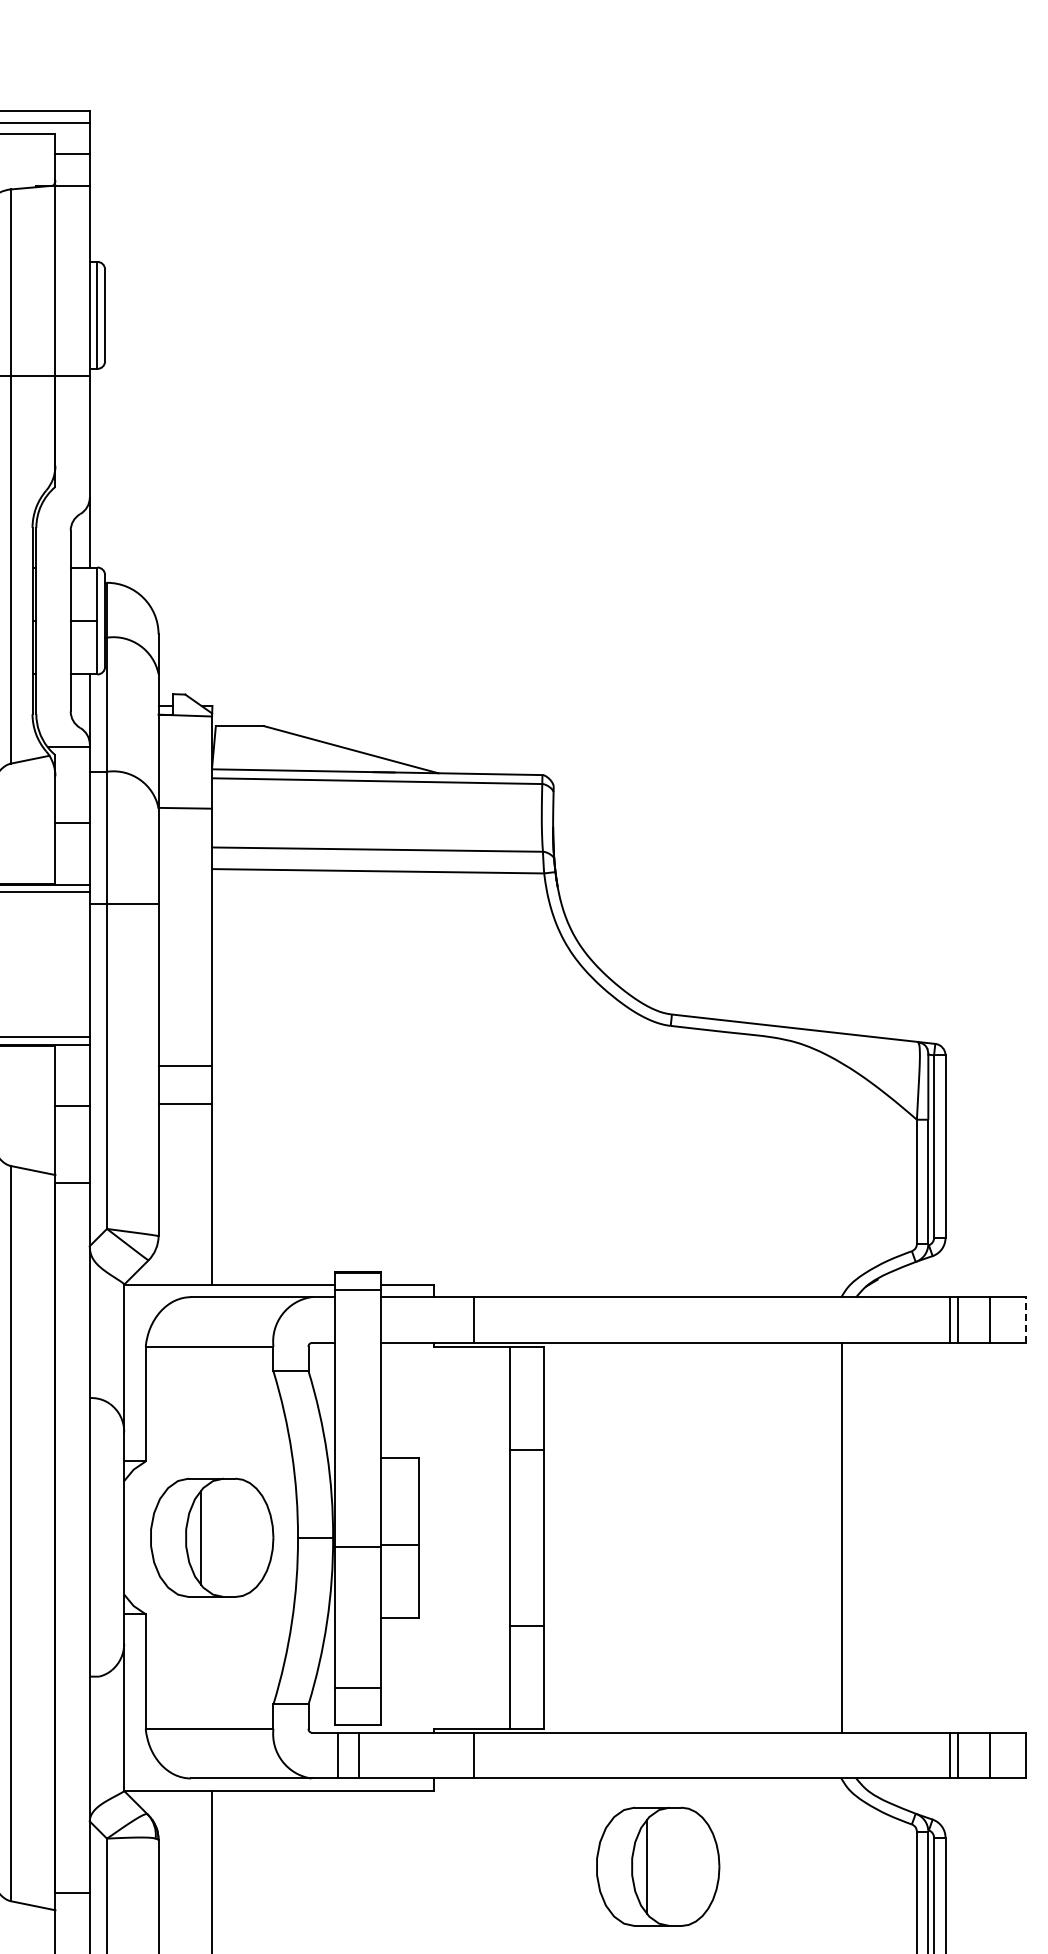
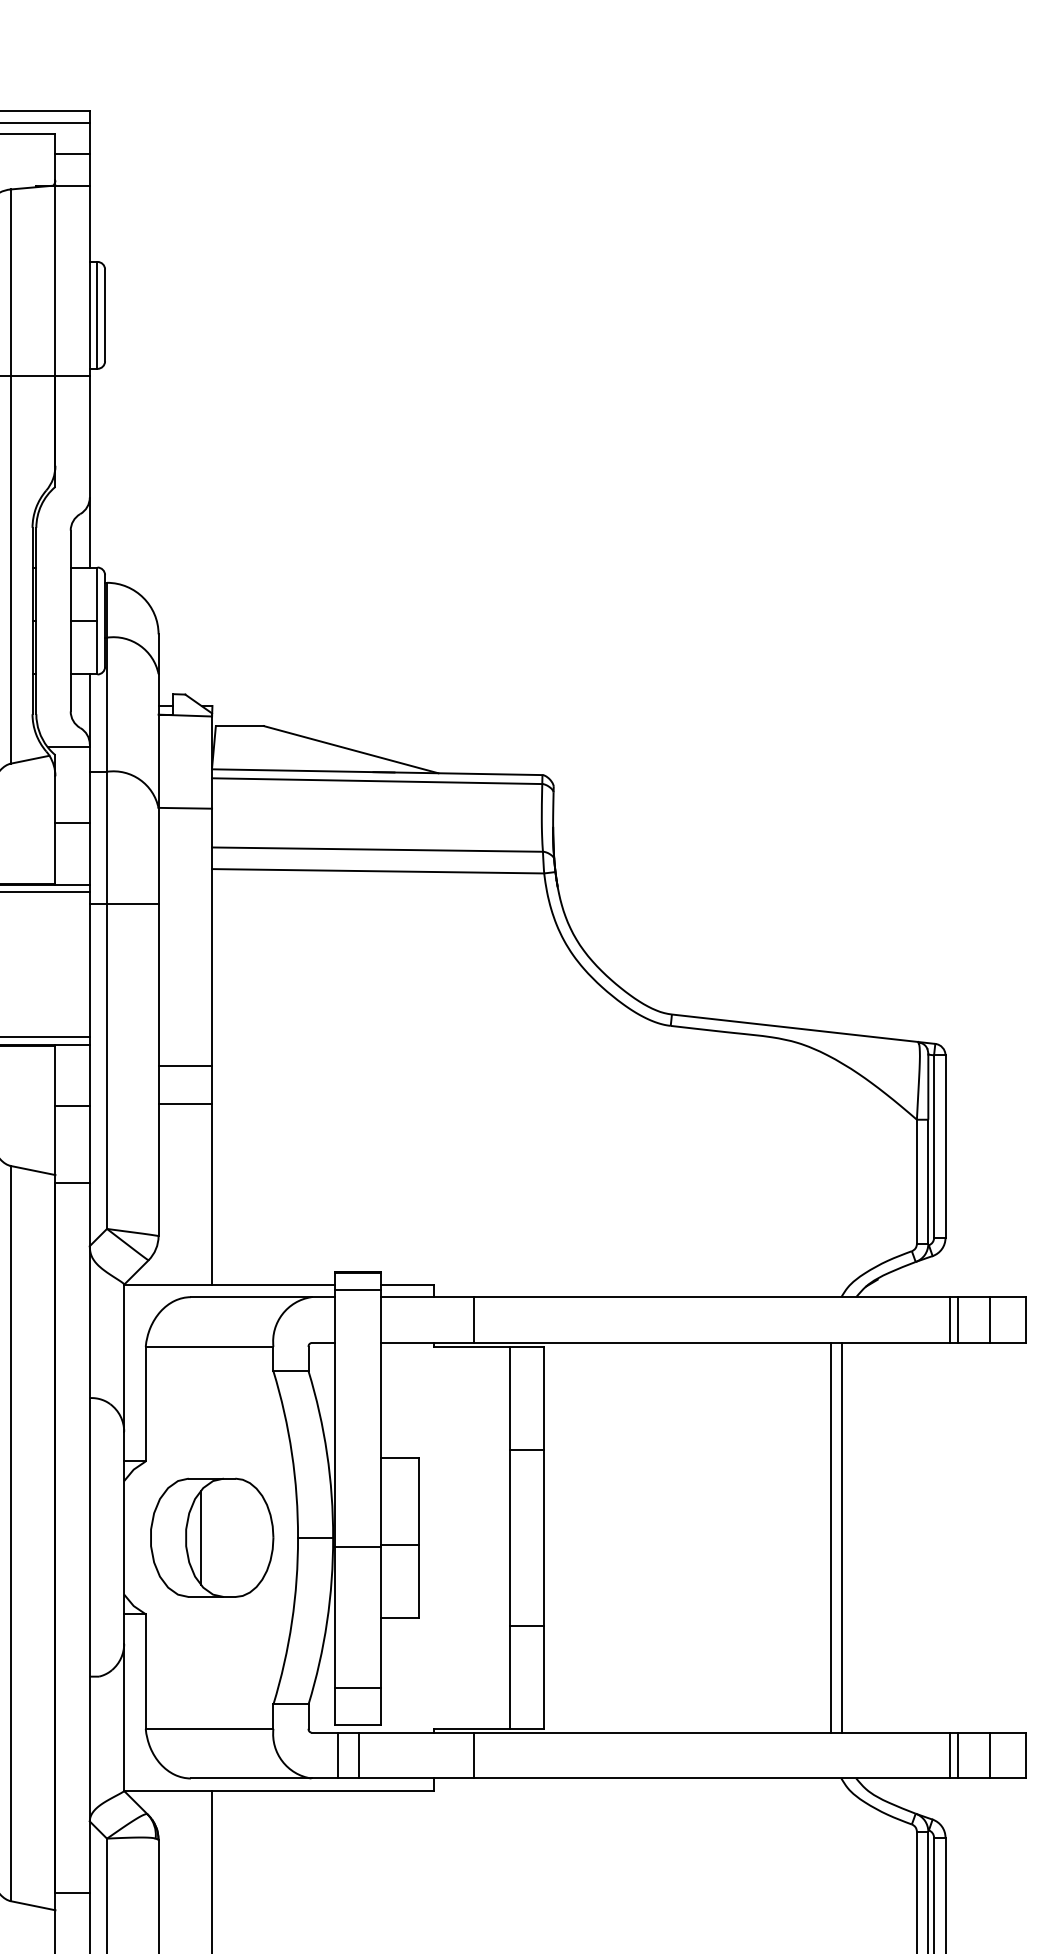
line: dashed -> solid (1026, 1320)
line: none -> present (830, 1537)
part: present -> none (658, 1866)
